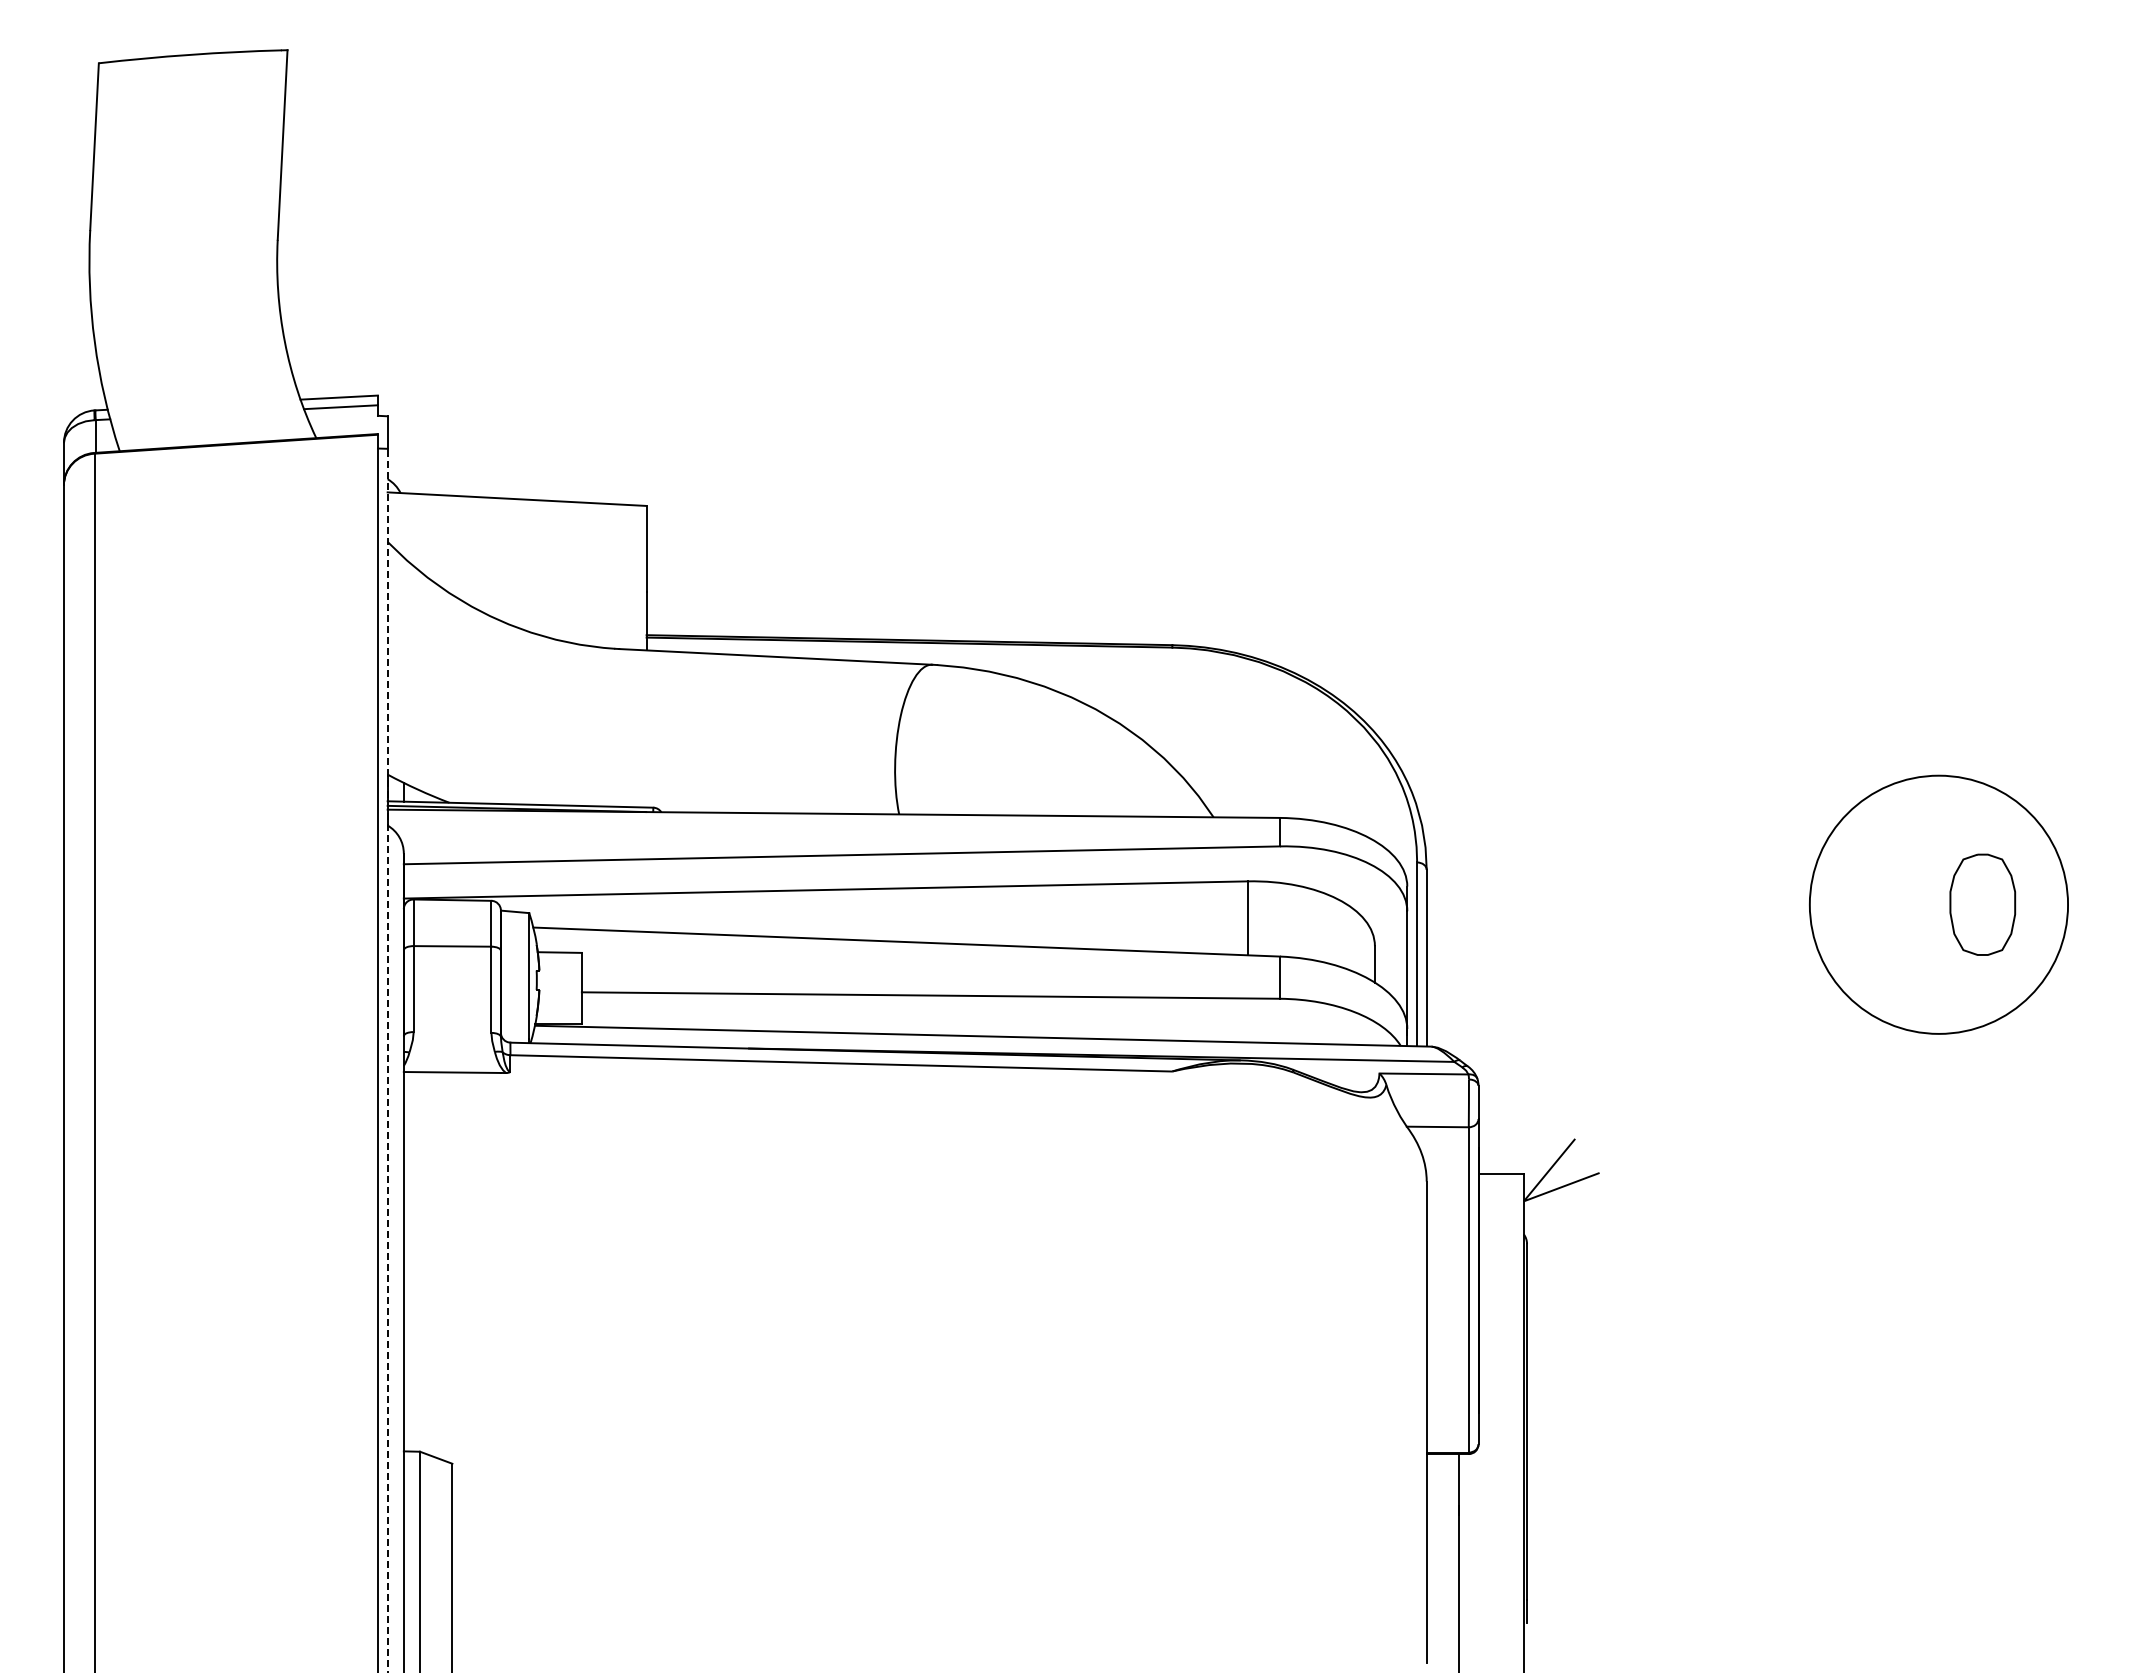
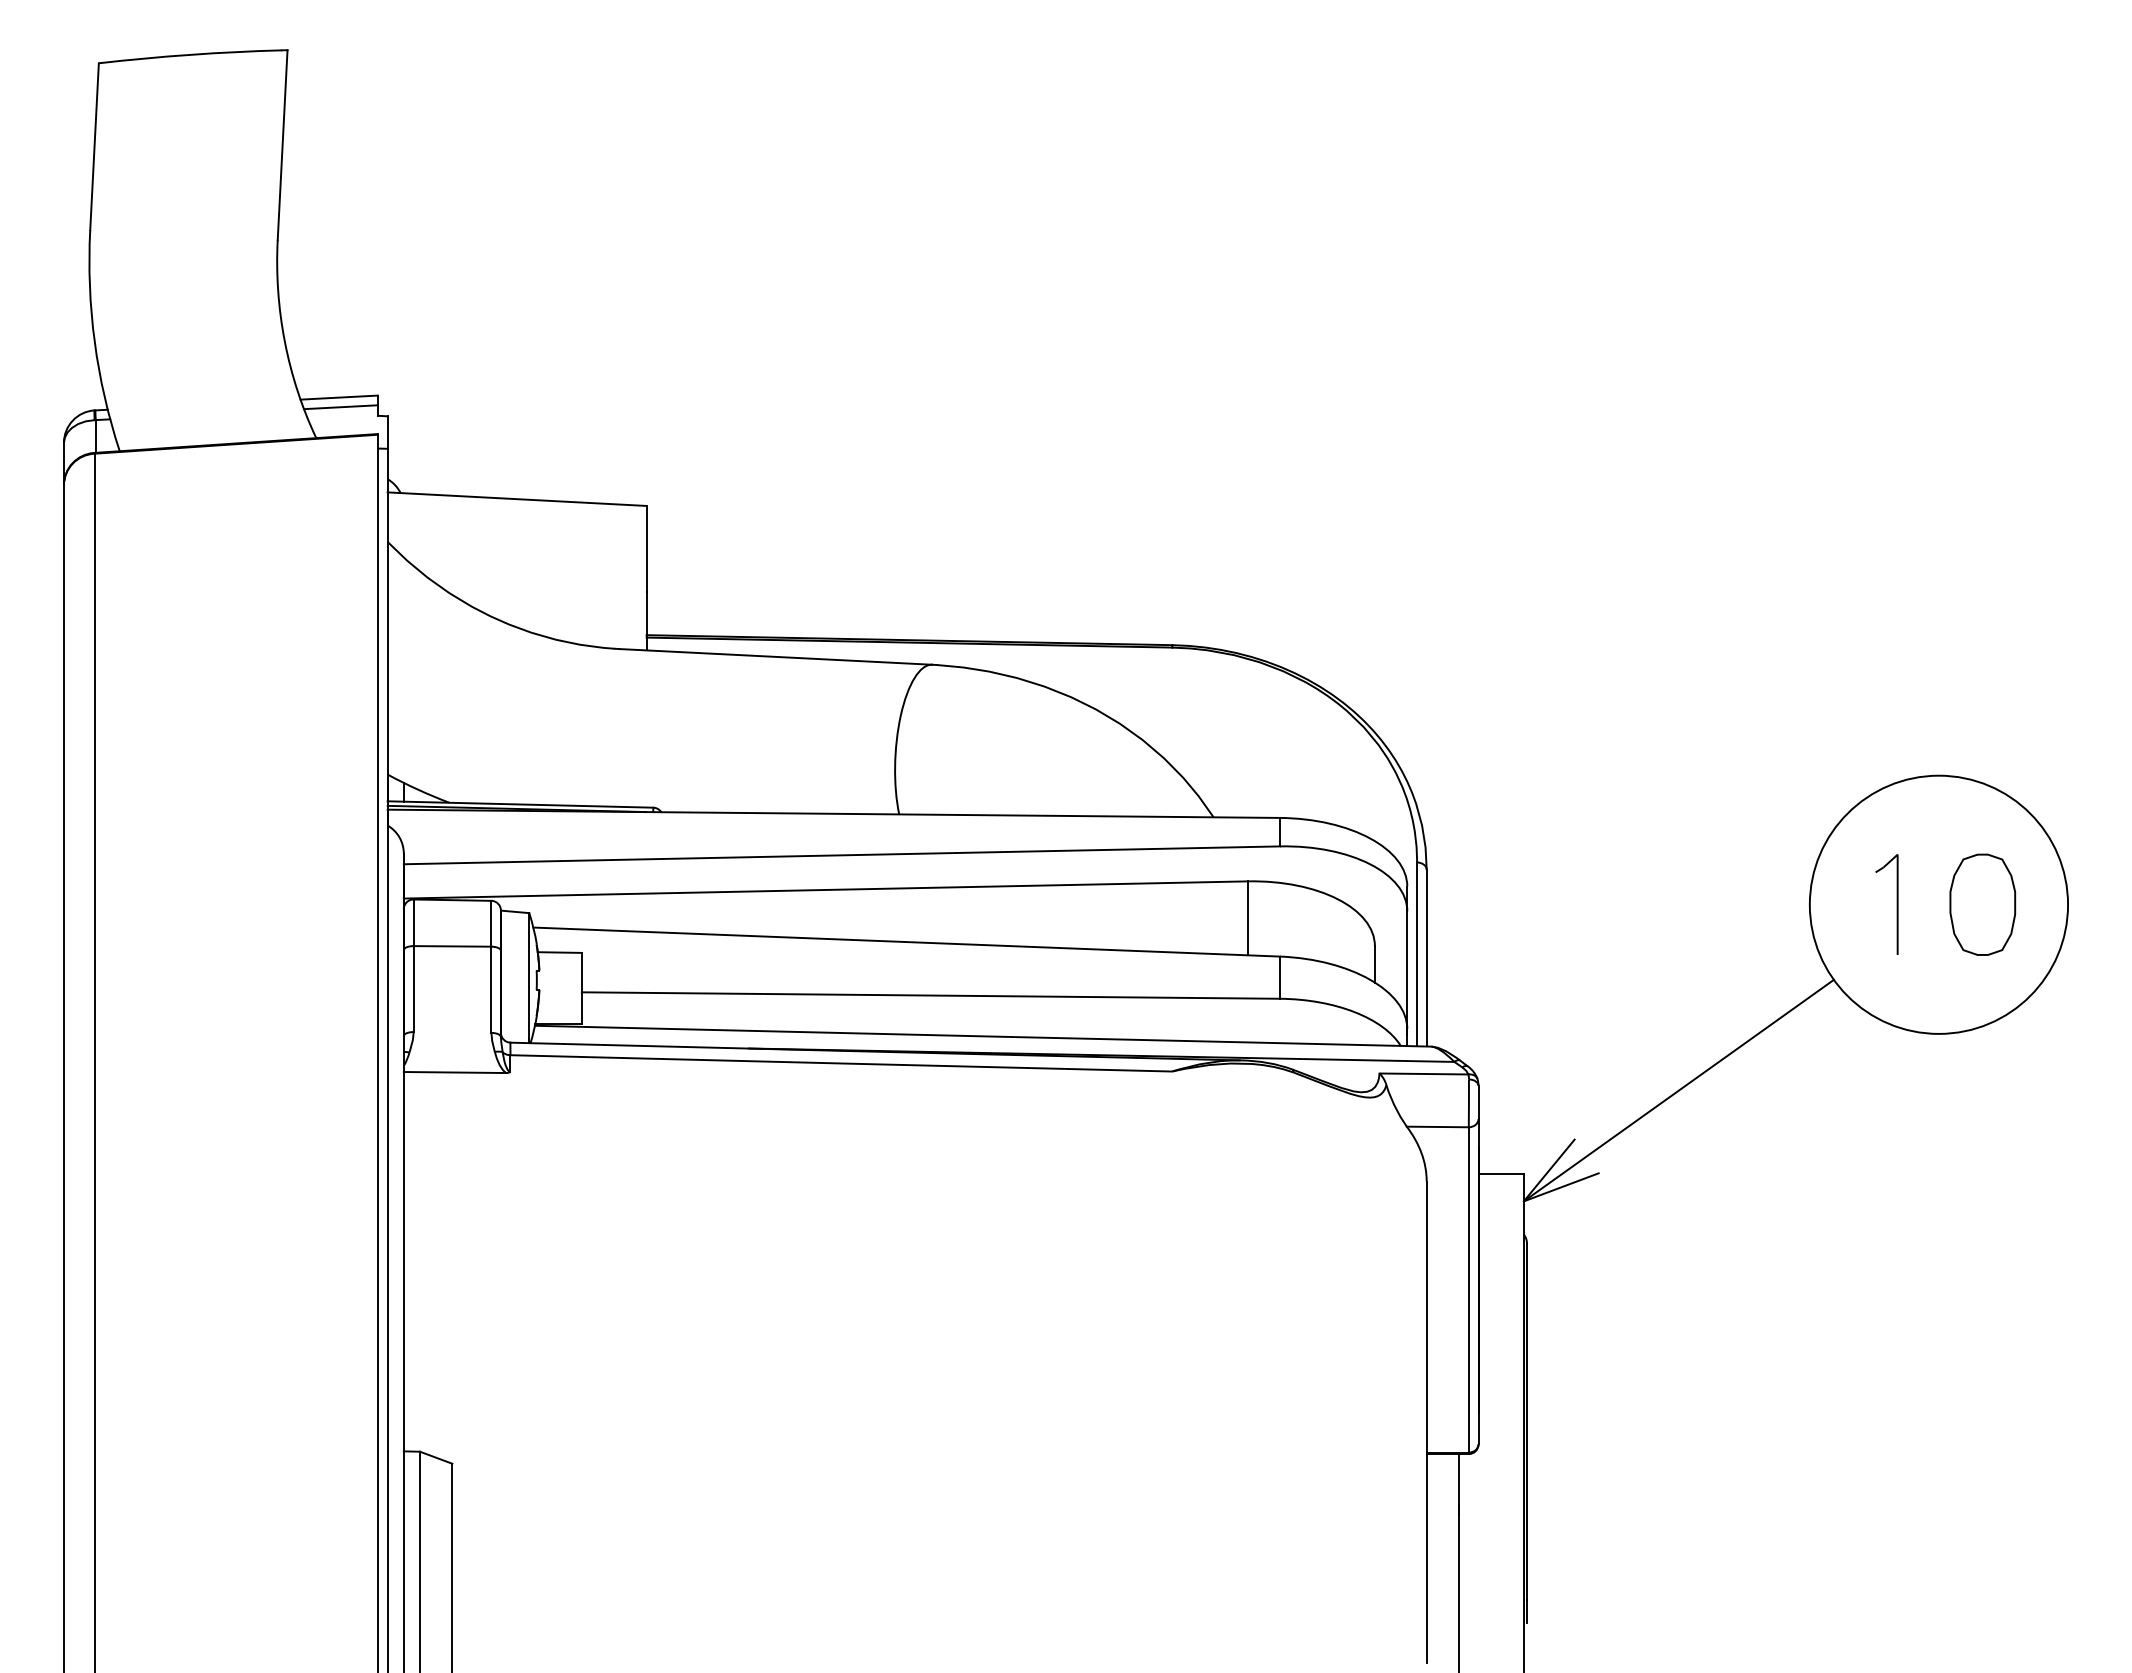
part: none -> present (1896, 904)
line: dashed -> solid (387, 1060)
line: none -> present (1678, 1090)
